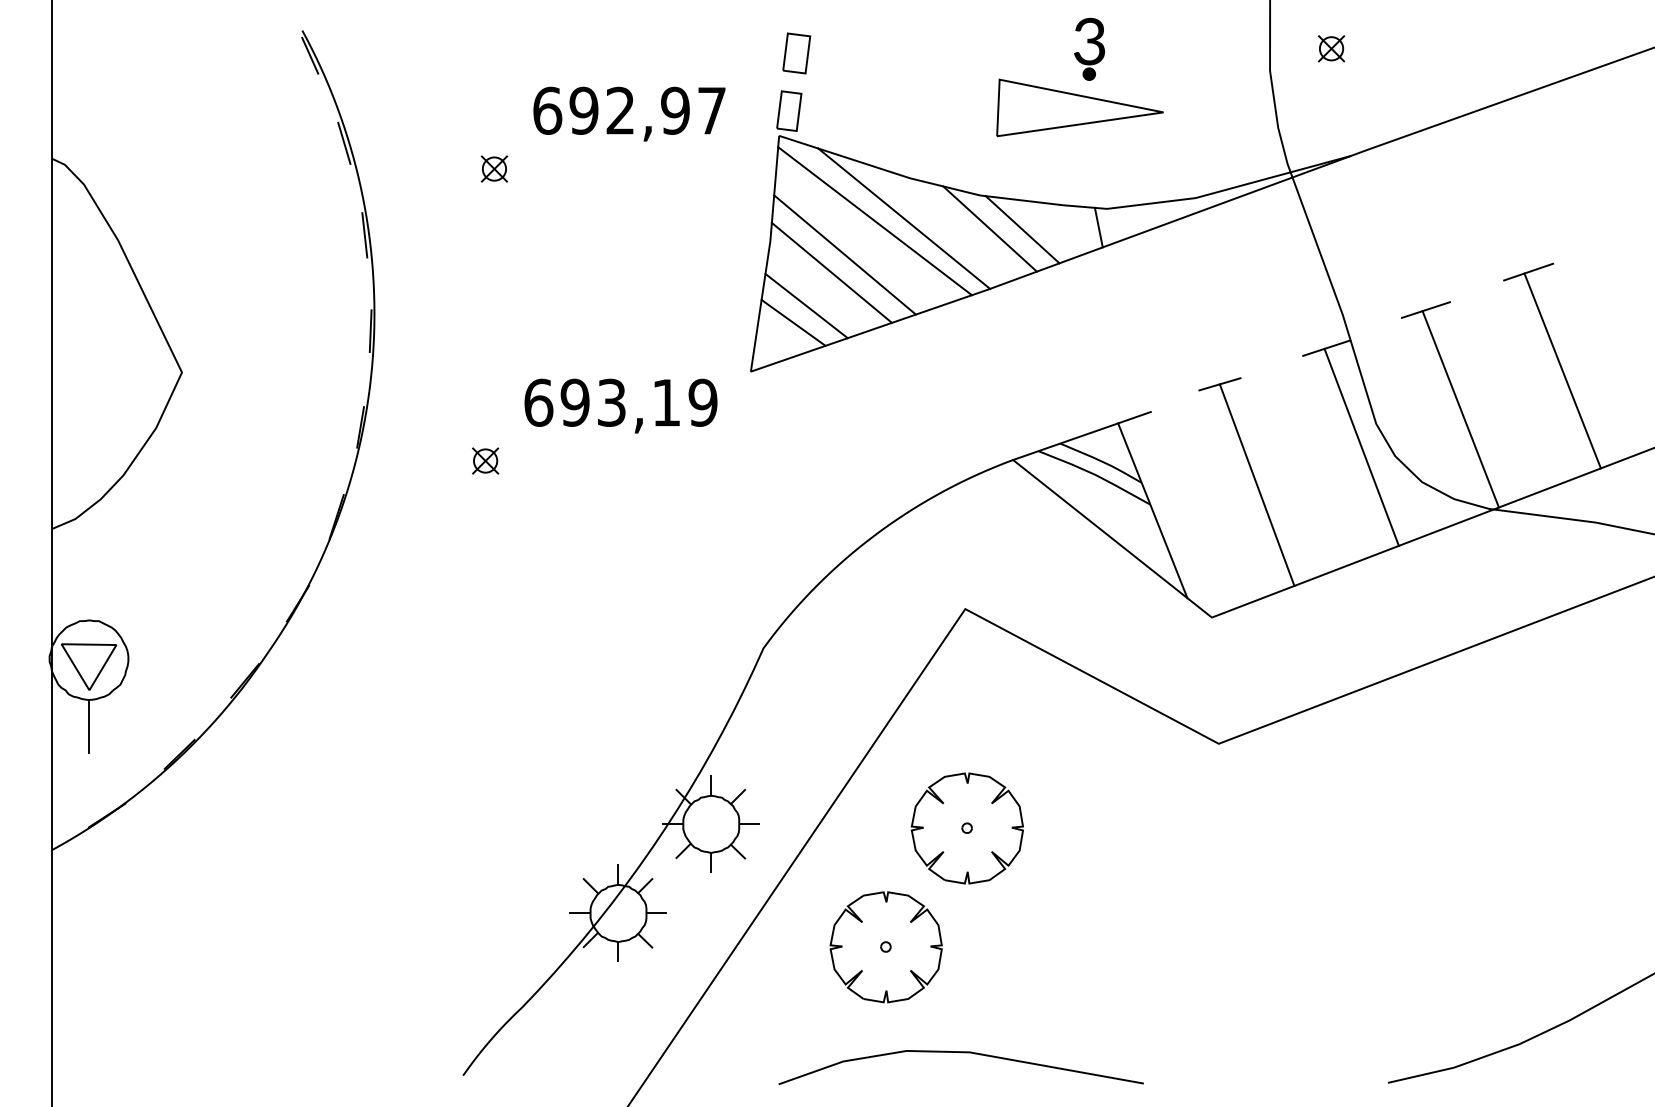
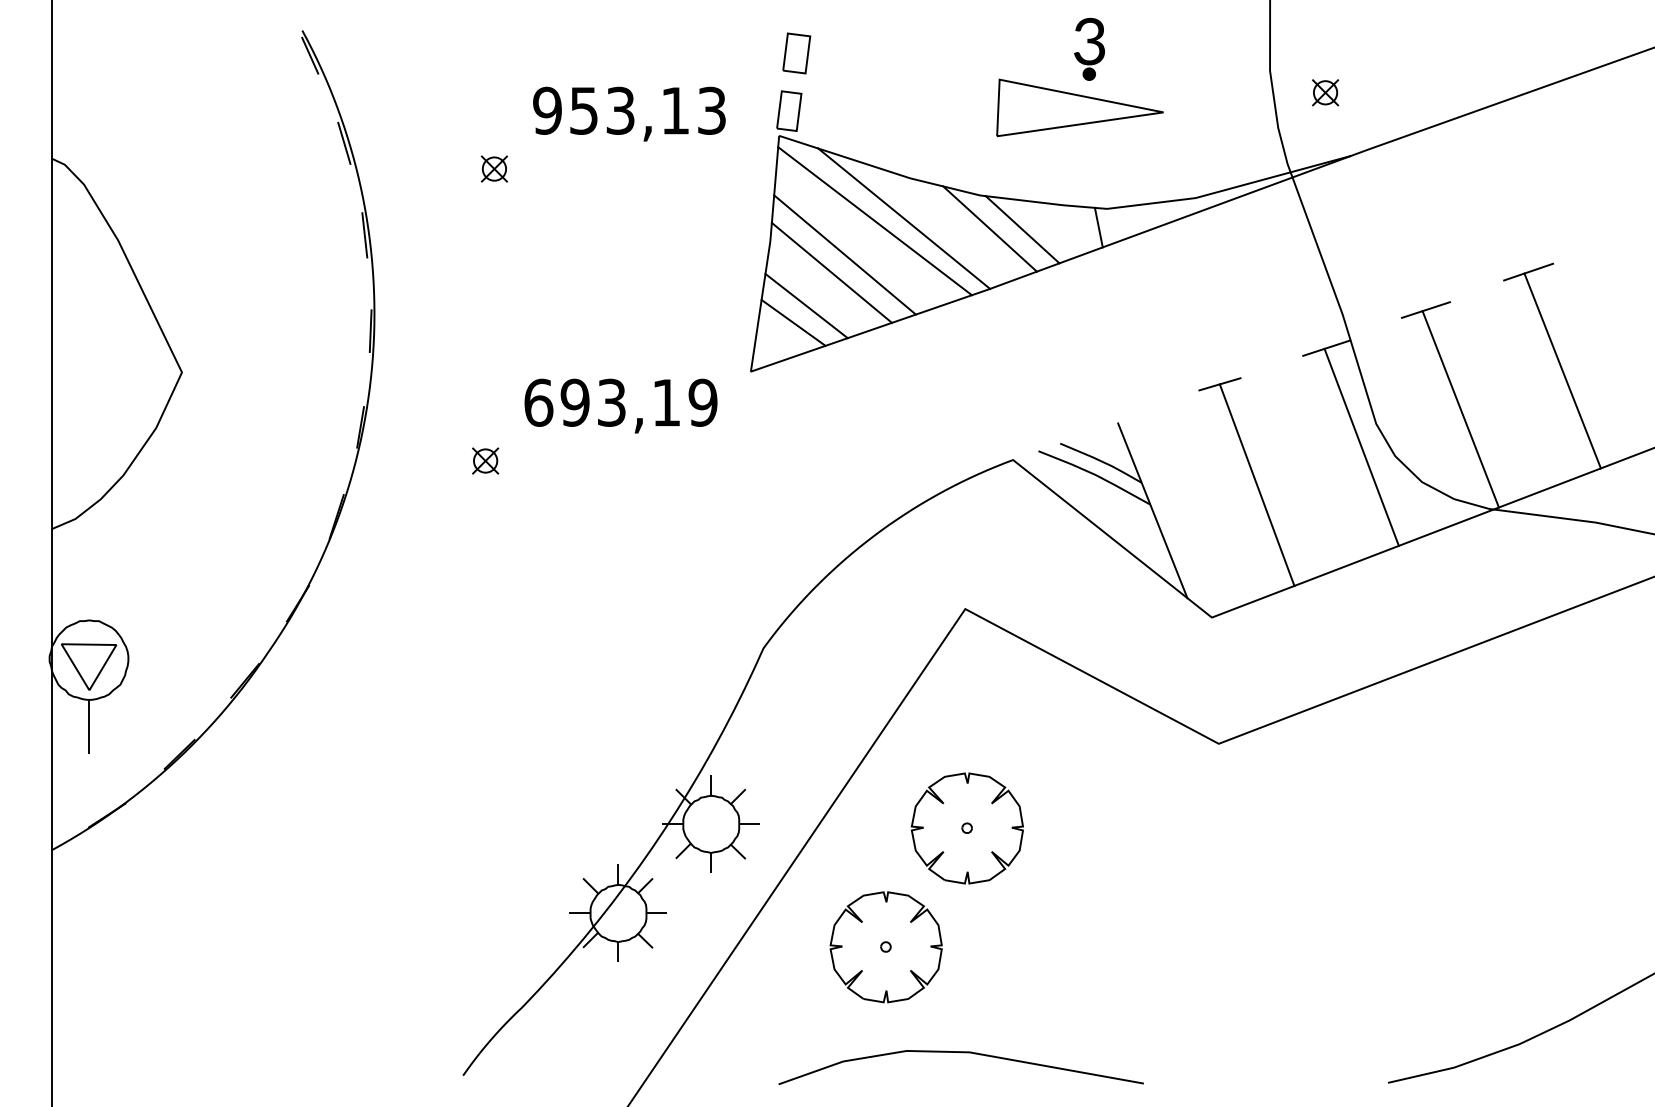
part position: (1331, 48) -> (1325, 92) (1325, 92)
text: 692,97 -> 953,13 (629, 110)
line: present -> none (1081, 436)
